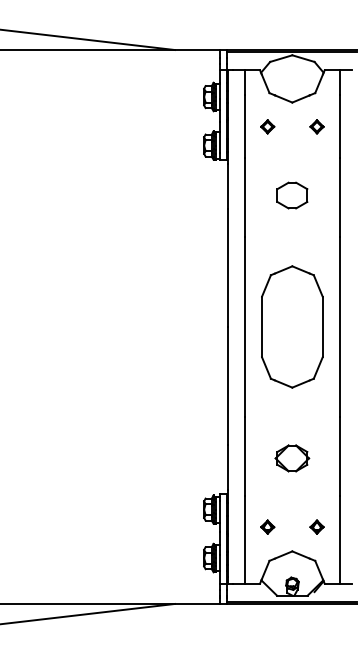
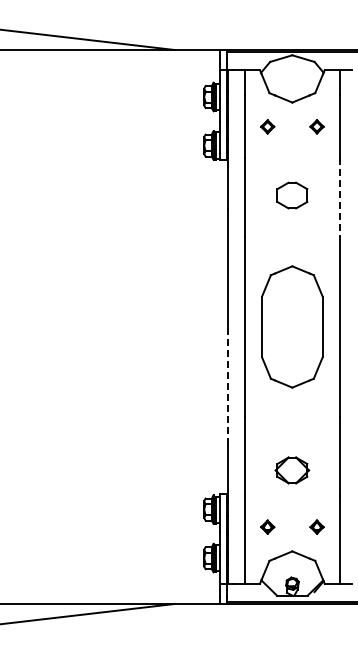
line: solid -> dashed (339, 197)
line: solid -> dashed (227, 385)
part position: (292, 458) -> (292, 470) (292, 470)
